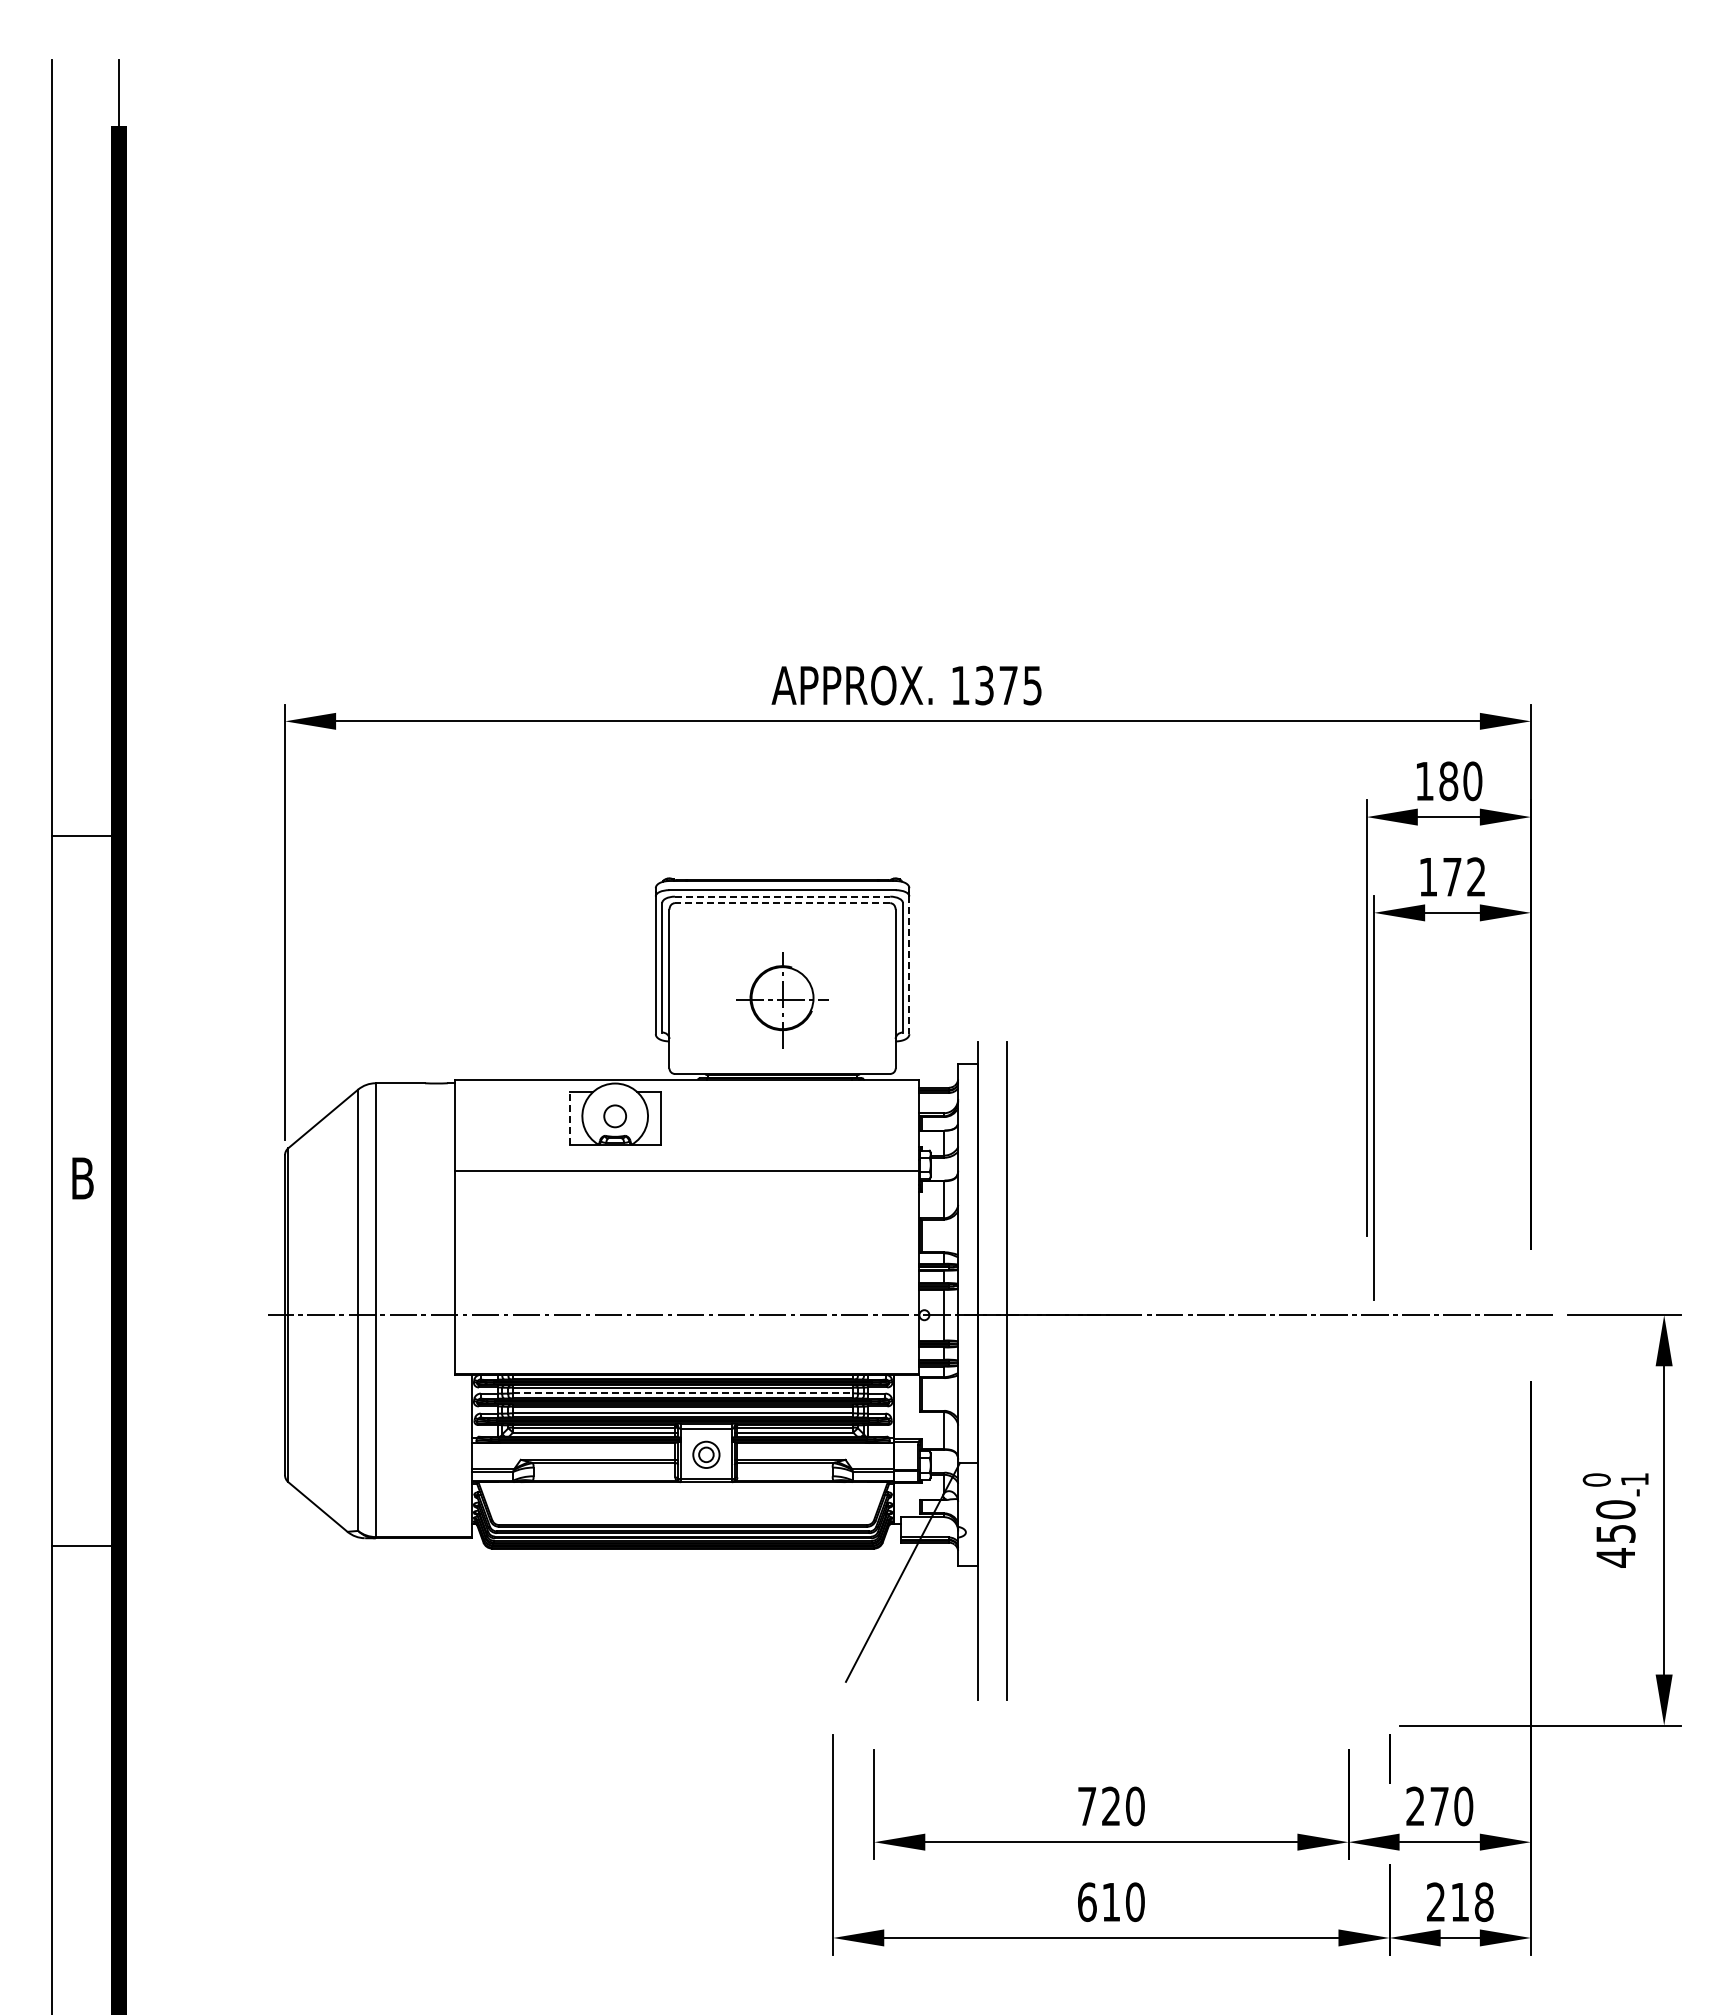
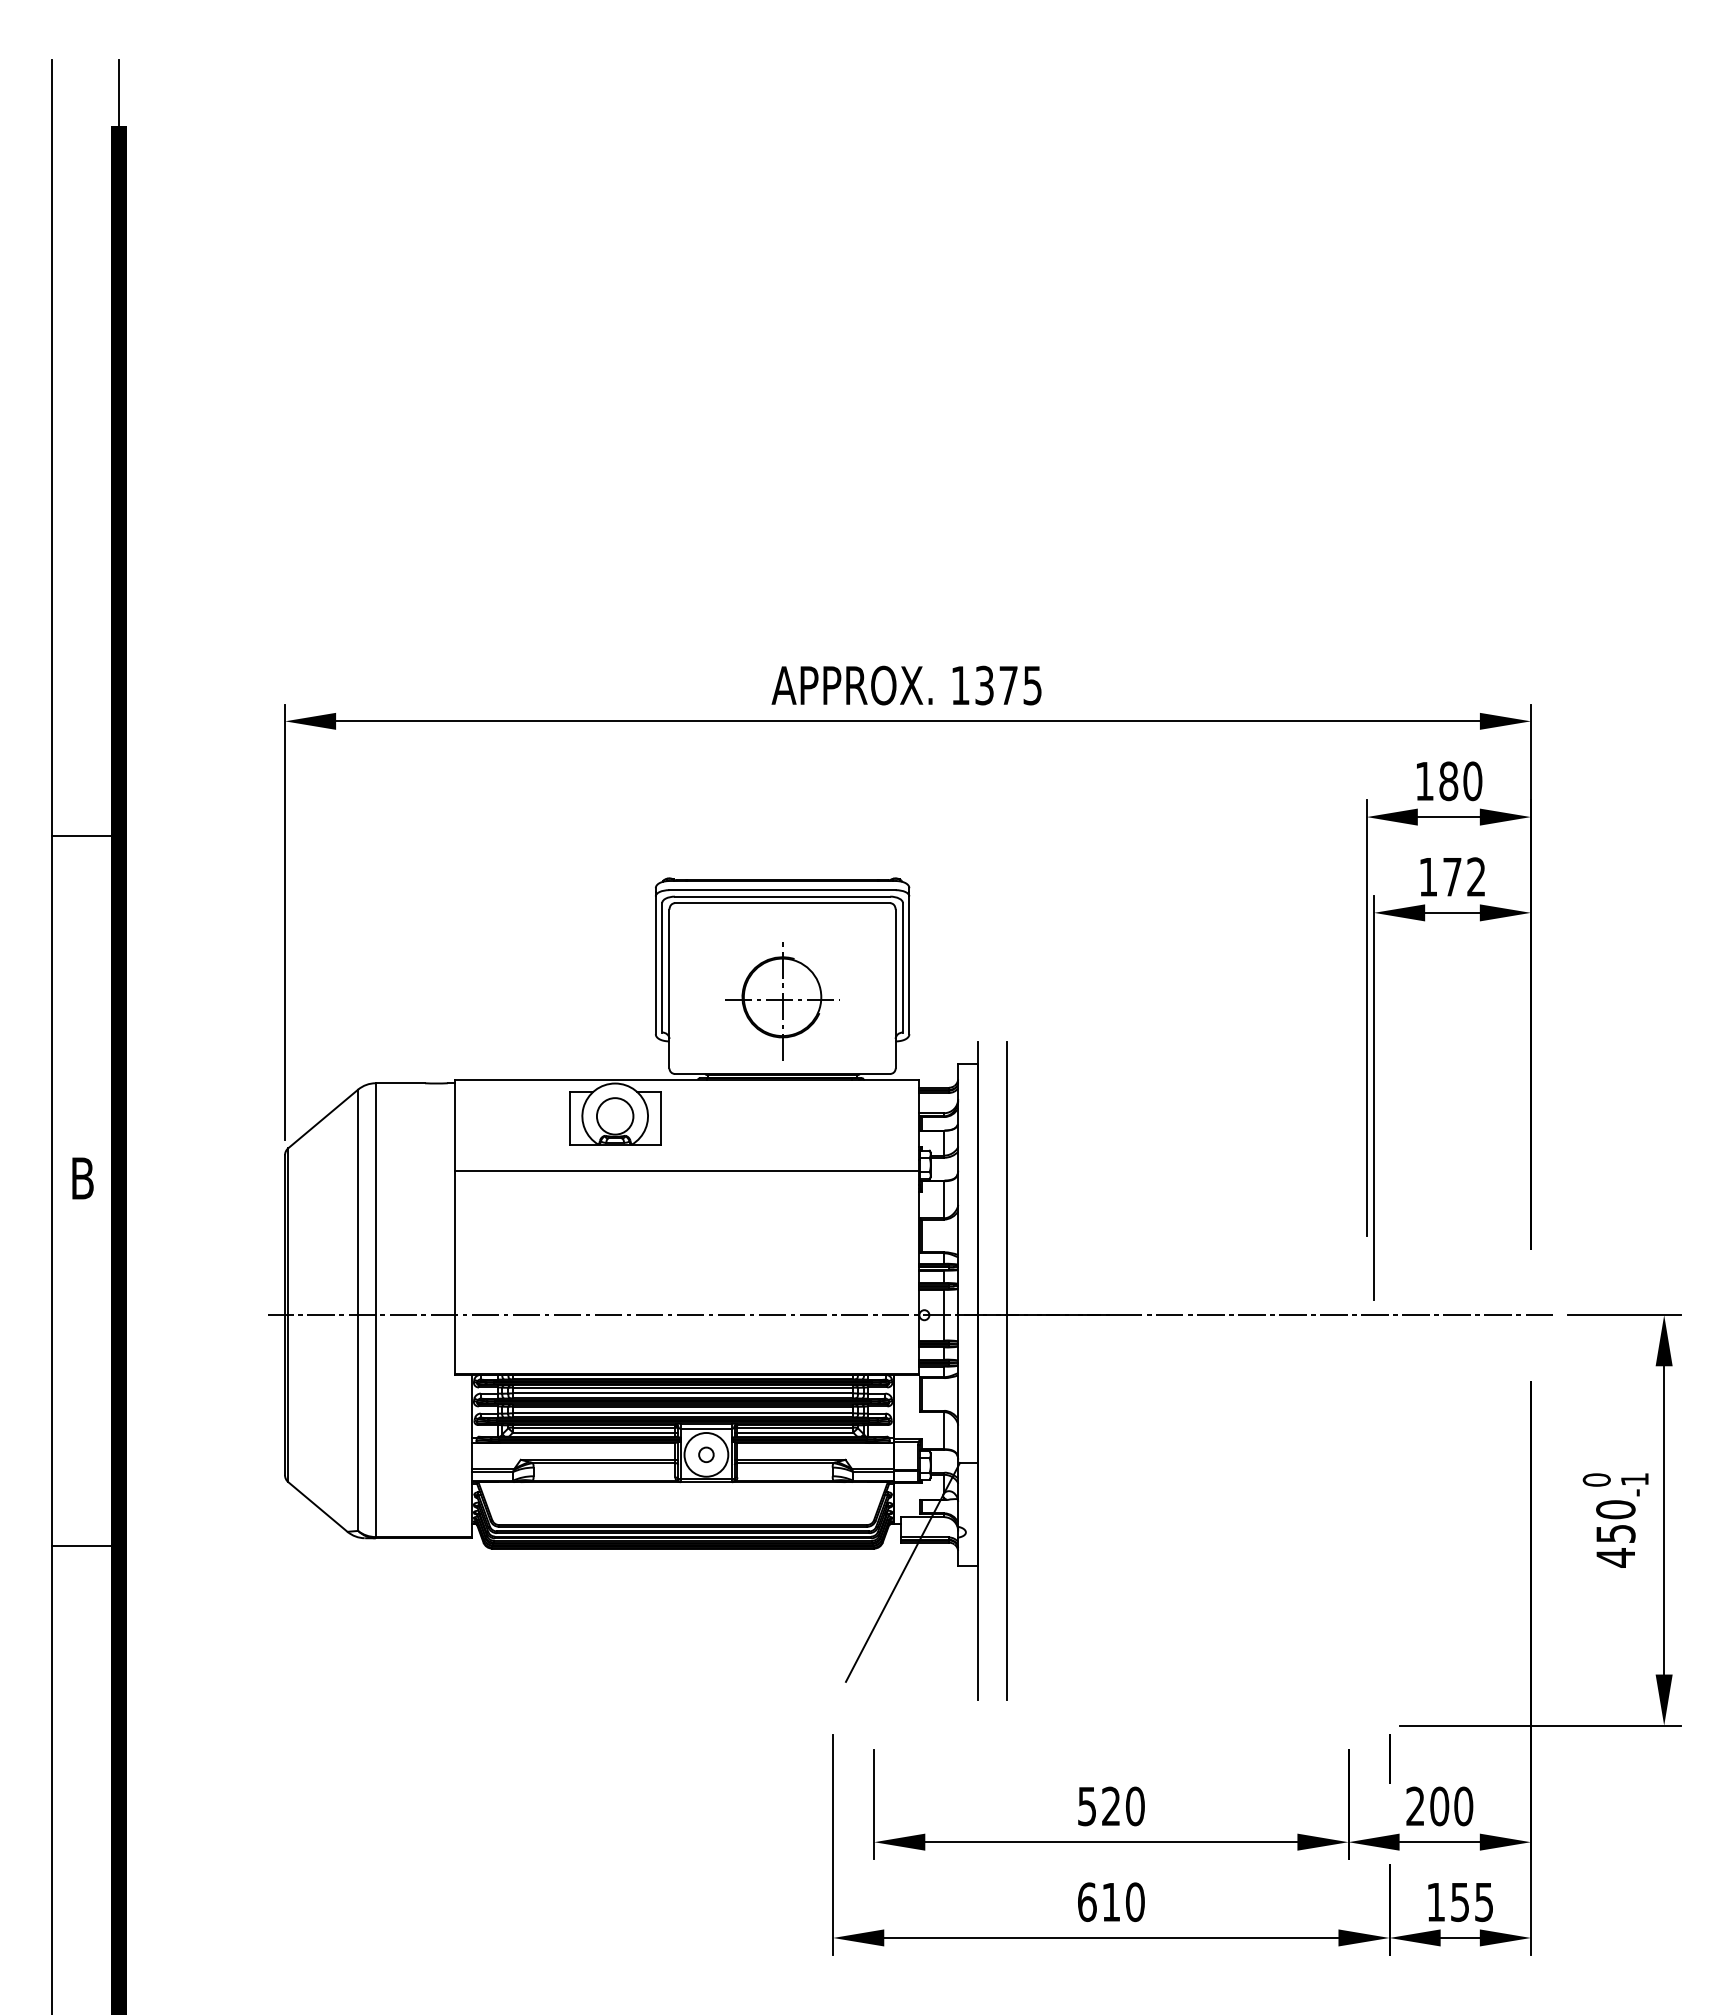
line: dashed -> solid (782, 896)
line: dashed -> solid (782, 903)
line: dashed -> solid (909, 965)
part size: 93x97 px -> 115x119 px (782, 1001)
circle diameter: 22 px -> 36 px (614, 1116)
line: dashed -> solid (569, 1118)
line: dashed -> solid (683, 1393)
circle diameter: 26 px -> 44 px (706, 1454)
text: 720 -> 520 (1087, 1806)
text: 270 -> 200 (1439, 1806)
text: 218 -> 155 (1460, 1902)
